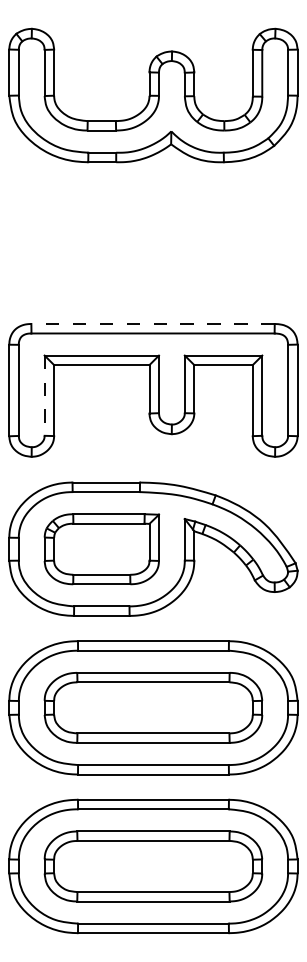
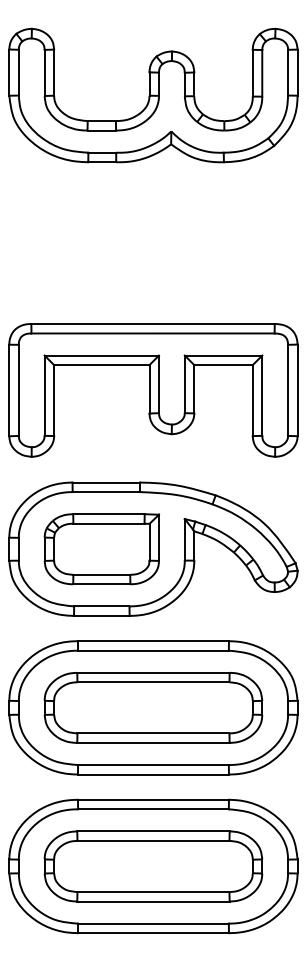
line: dashed -> solid (153, 323)
line: dashed -> solid (44, 396)
